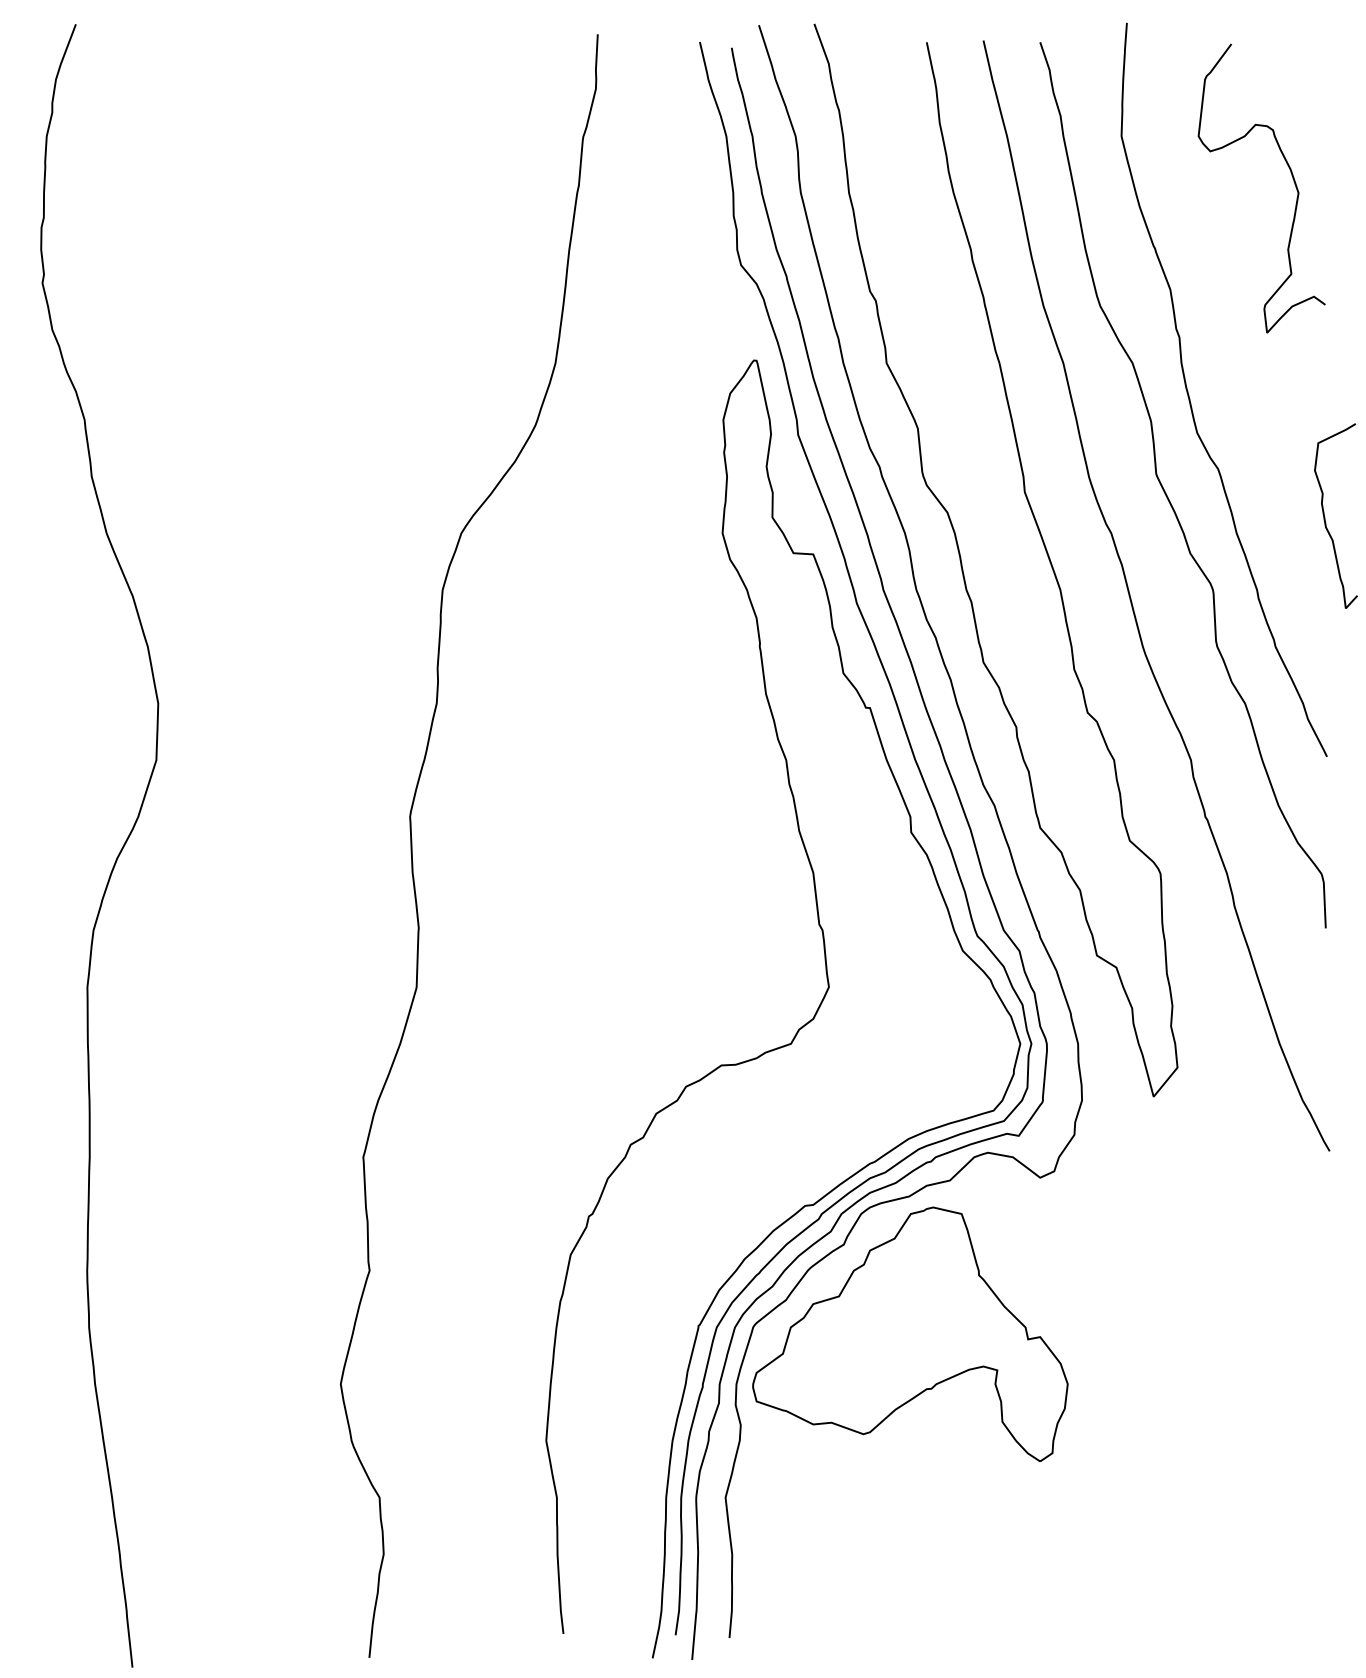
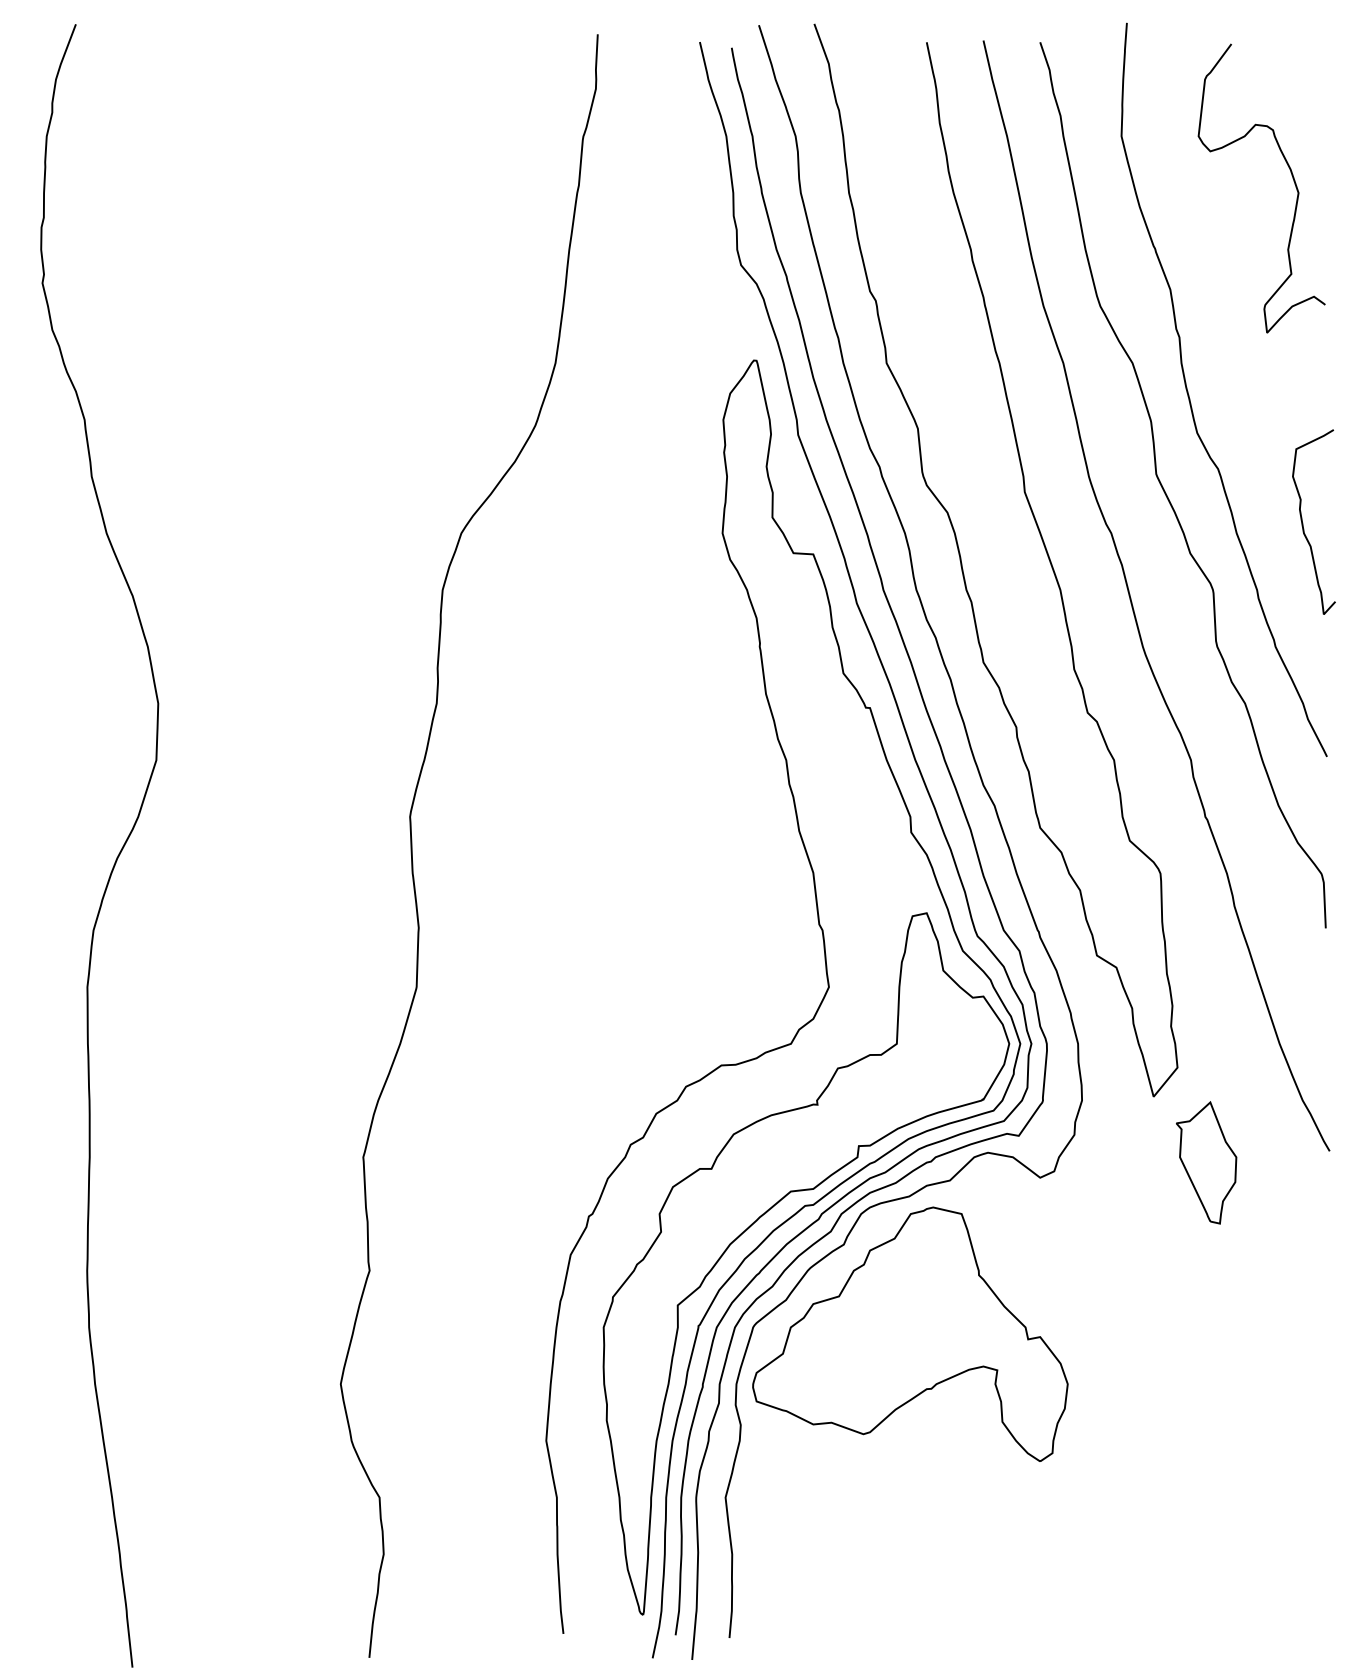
curve position: (1325, 517) -> (1303, 523) (1303, 523)
part: none -> present (1206, 1162)
part: none -> present (765, 1214)
